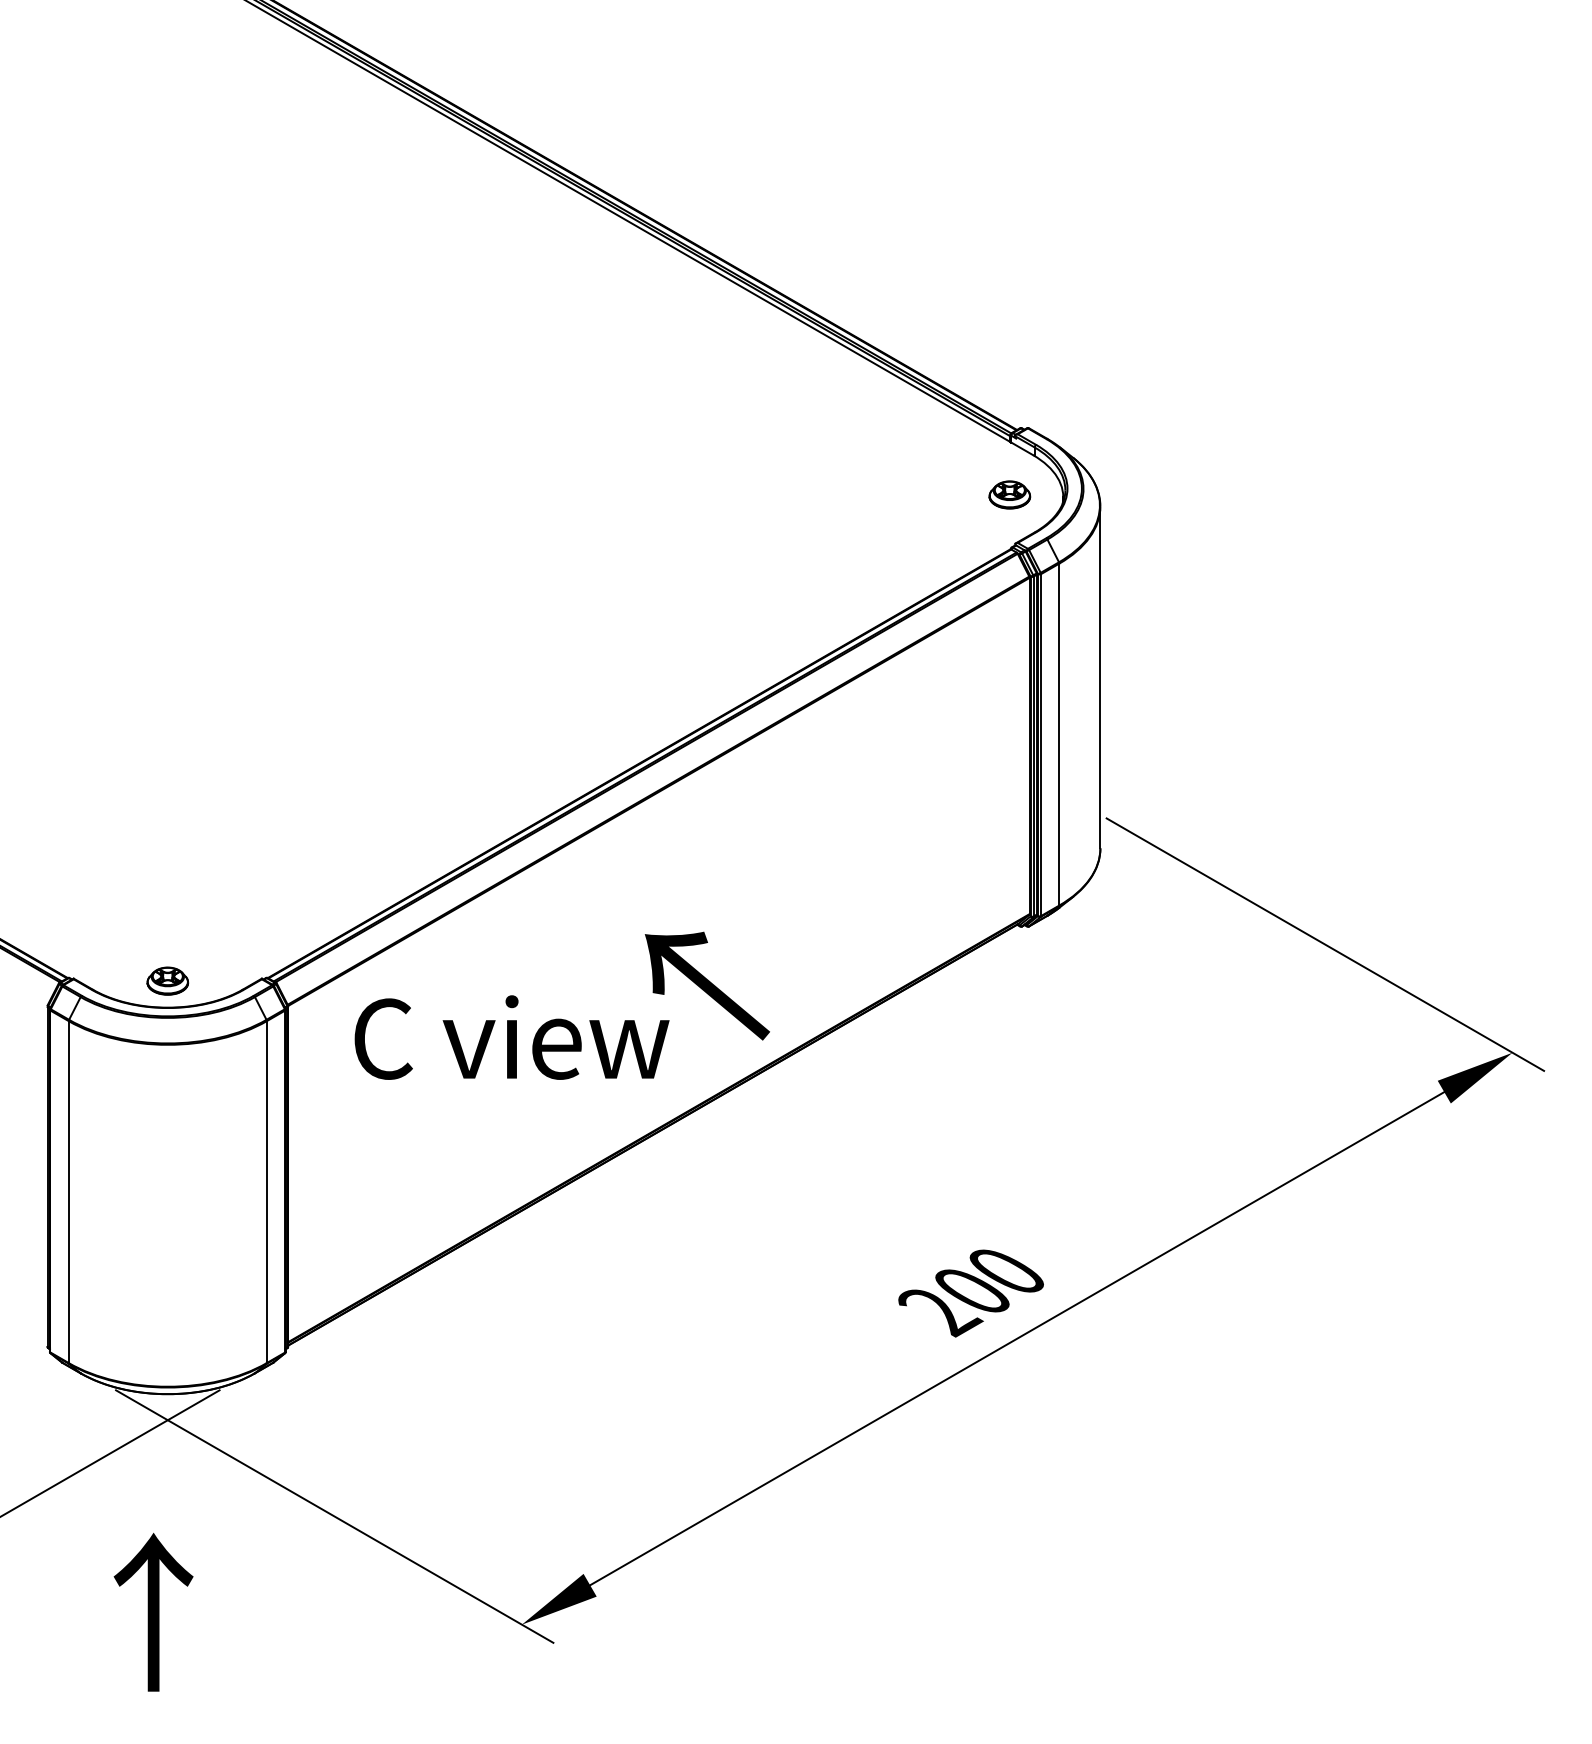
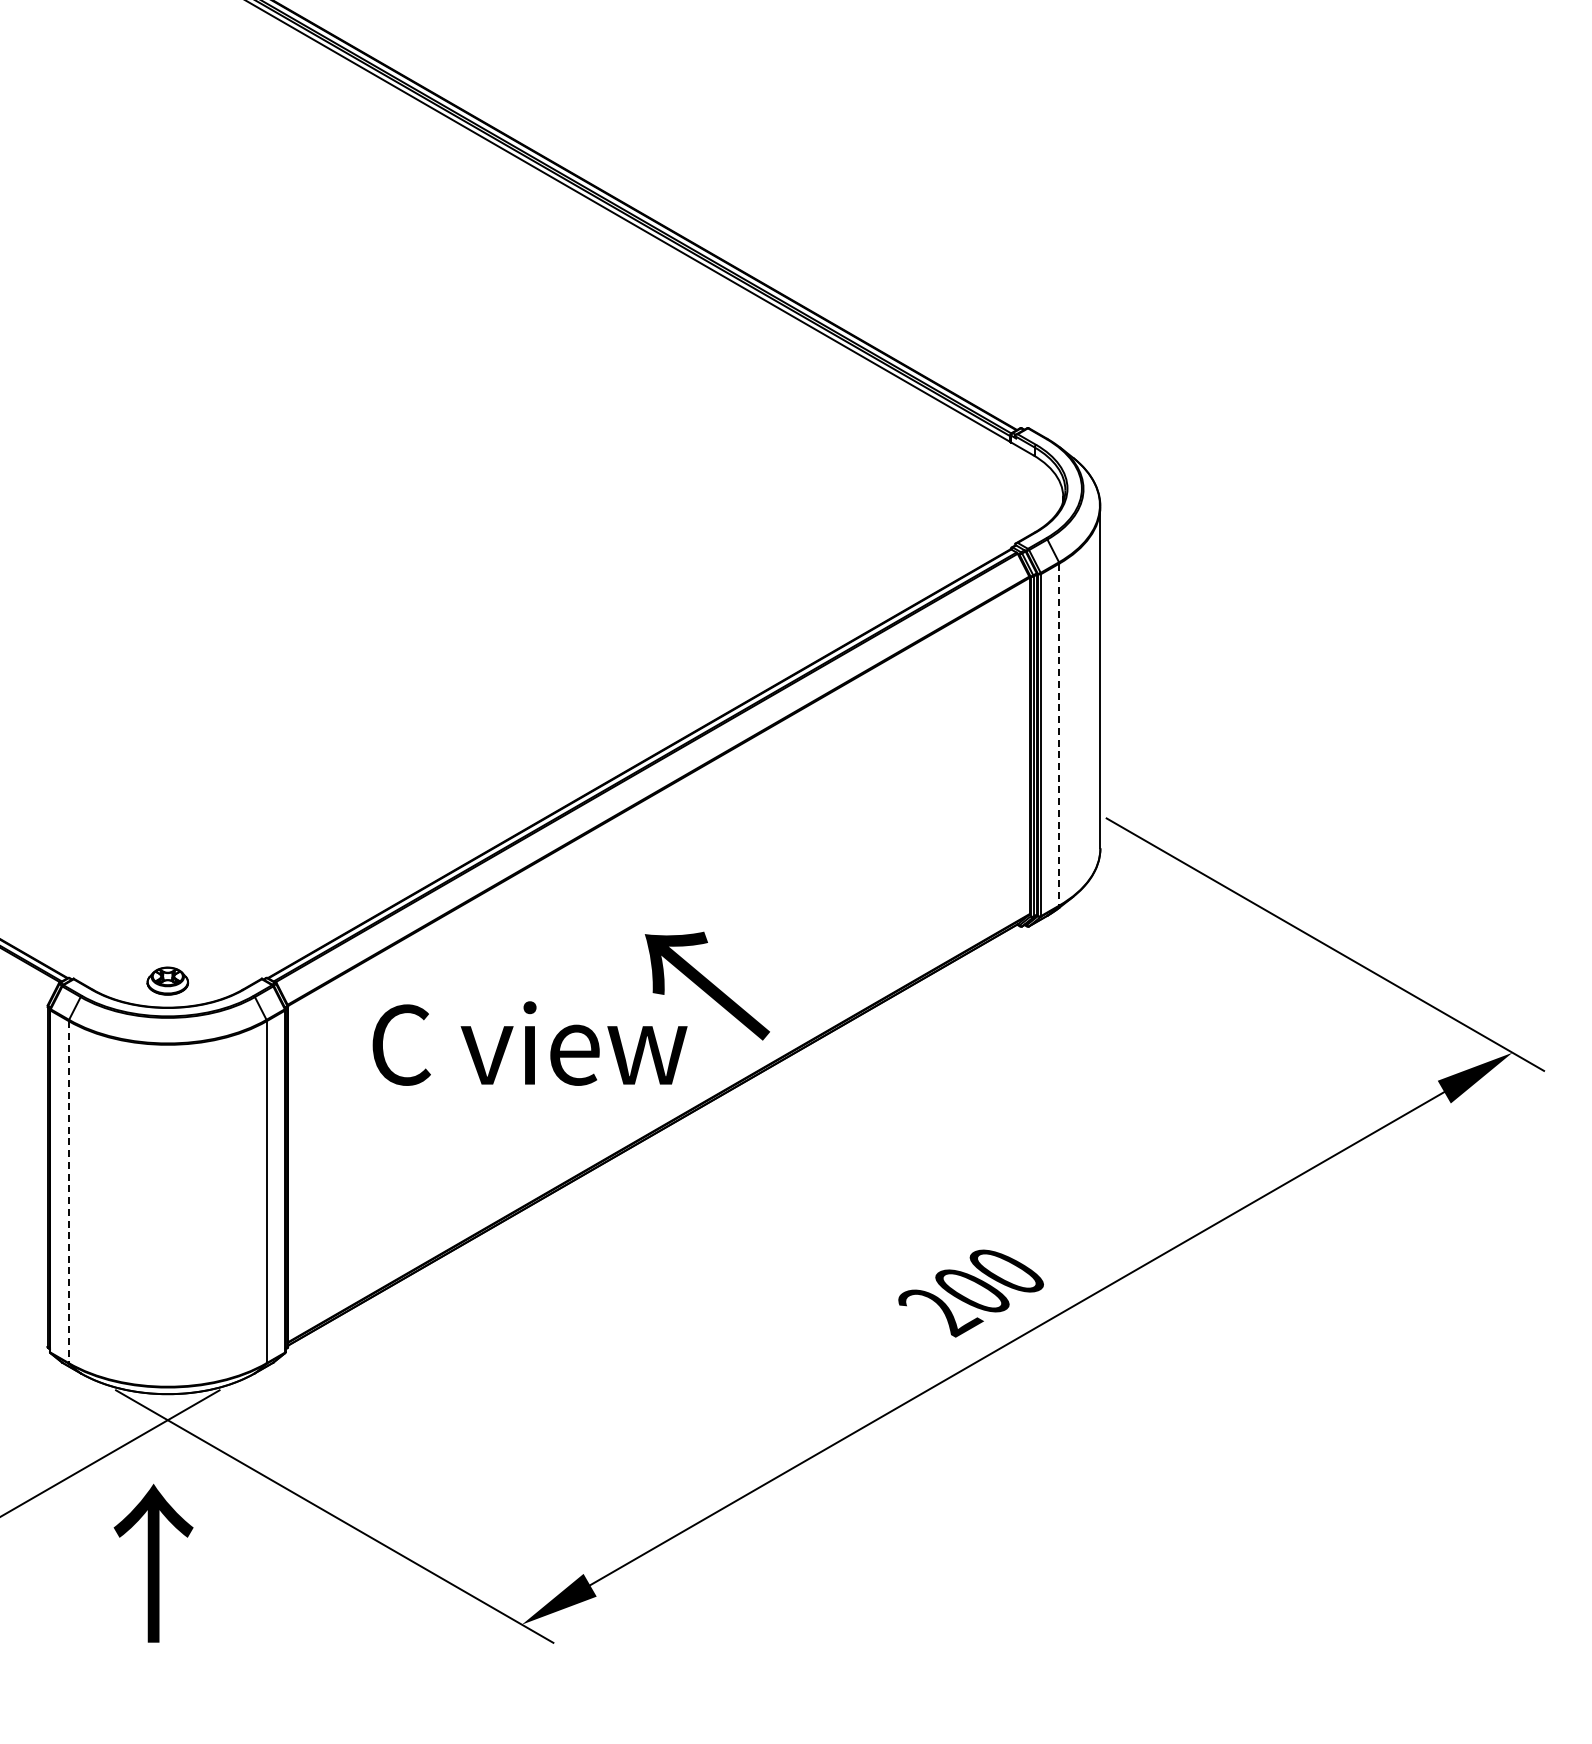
part: present -> none (1009, 494)
line: solid -> dashed (1059, 734)
text position: (511, 1037) -> (529, 1043) (529, 1043)
line: solid -> dashed (68, 1192)
text position: (153, 1611) -> (153, 1562) (153, 1562)
